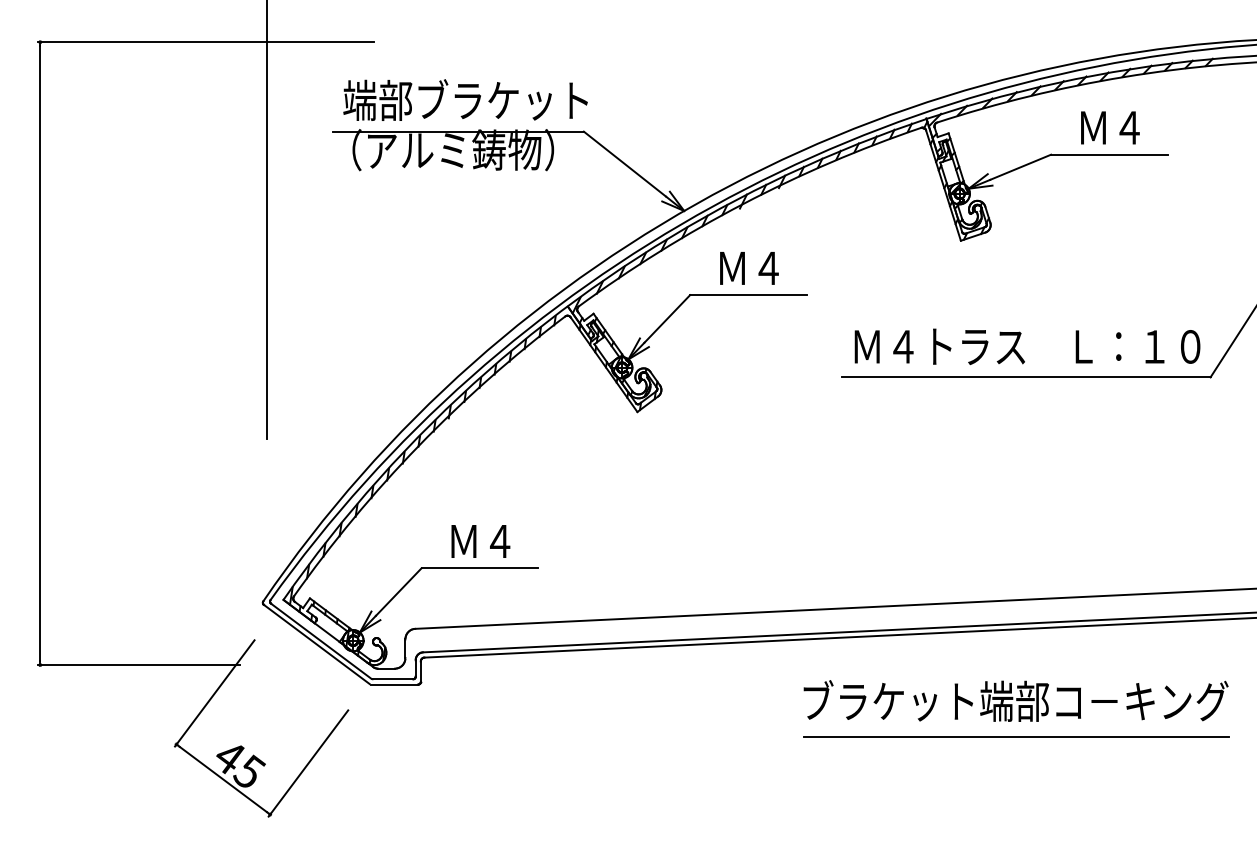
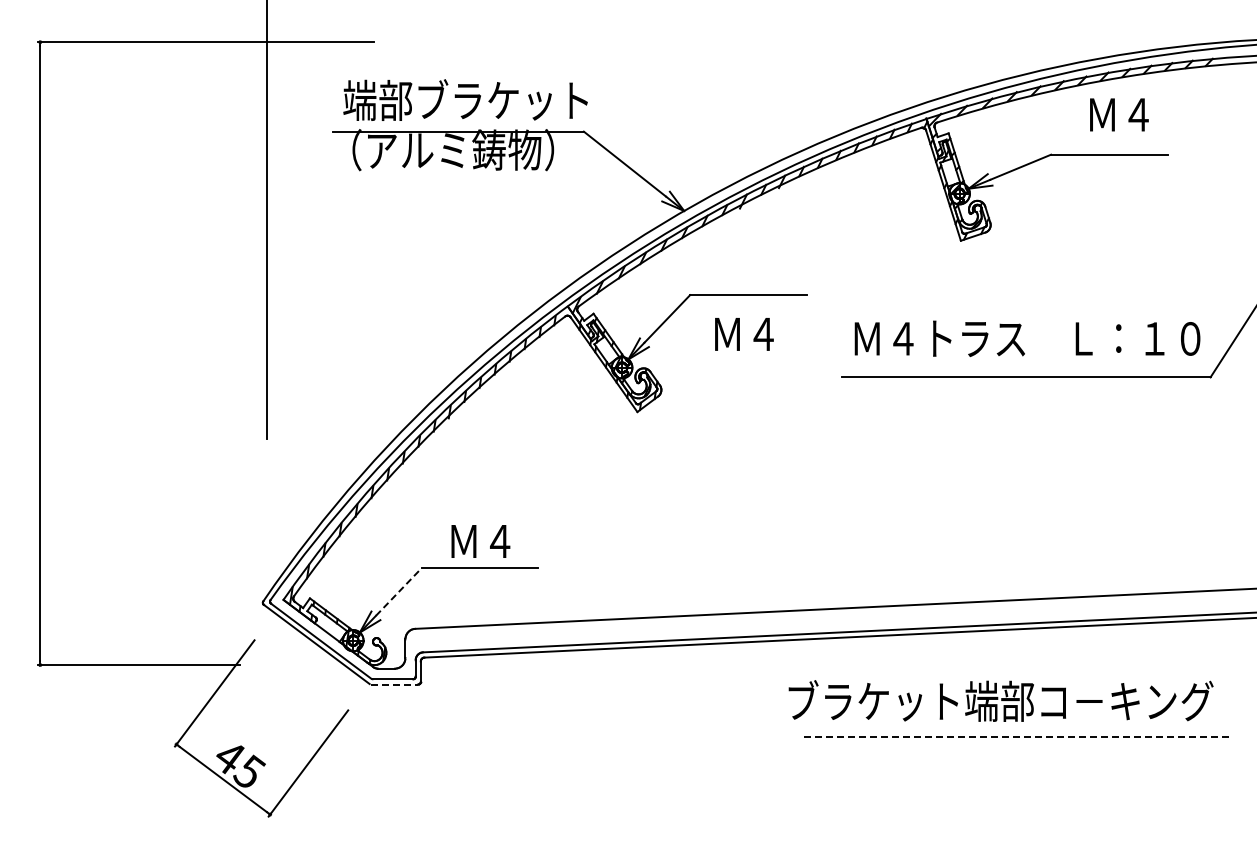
text position: (1110, 127) -> (1119, 114) (1119, 114)
text position: (749, 268) -> (744, 334) (744, 334)
text position: (1027, 346) -> (1027, 338) (1027, 338)
line: solid -> dashed (398, 592)
line: solid -> dashed (394, 684)
text position: (1015, 700) -> (1000, 700) (1000, 700)
line: solid -> dashed (1016, 737)
